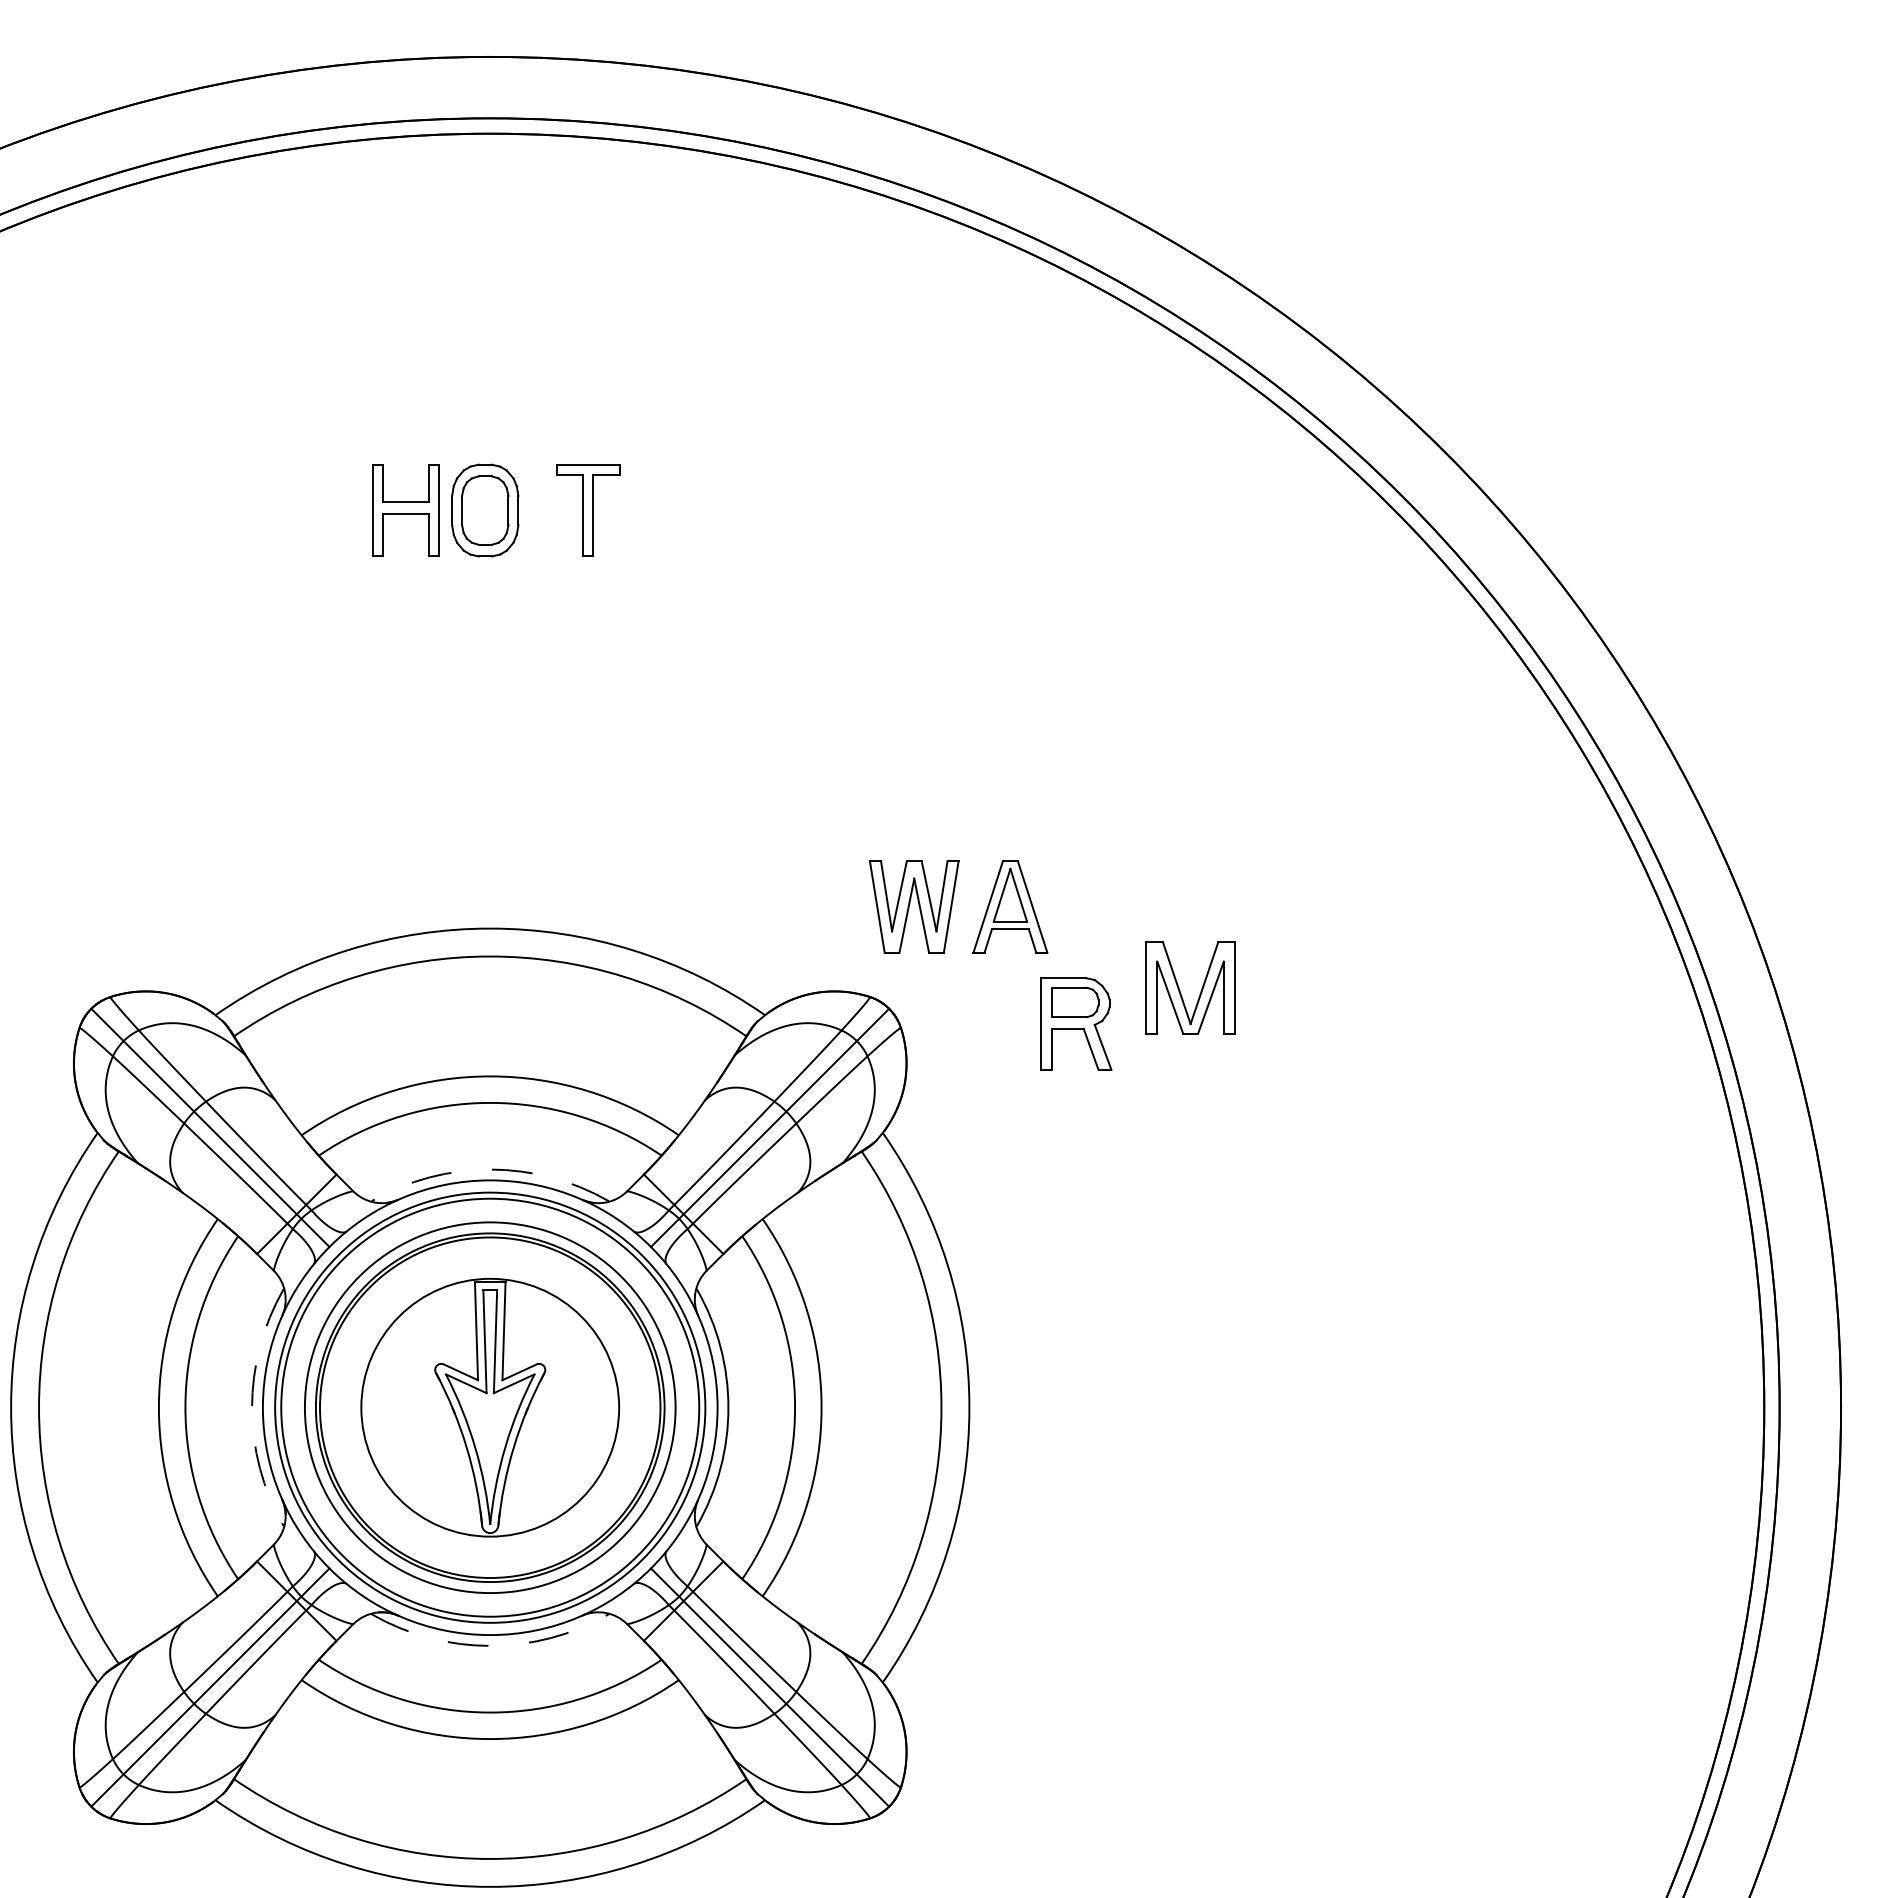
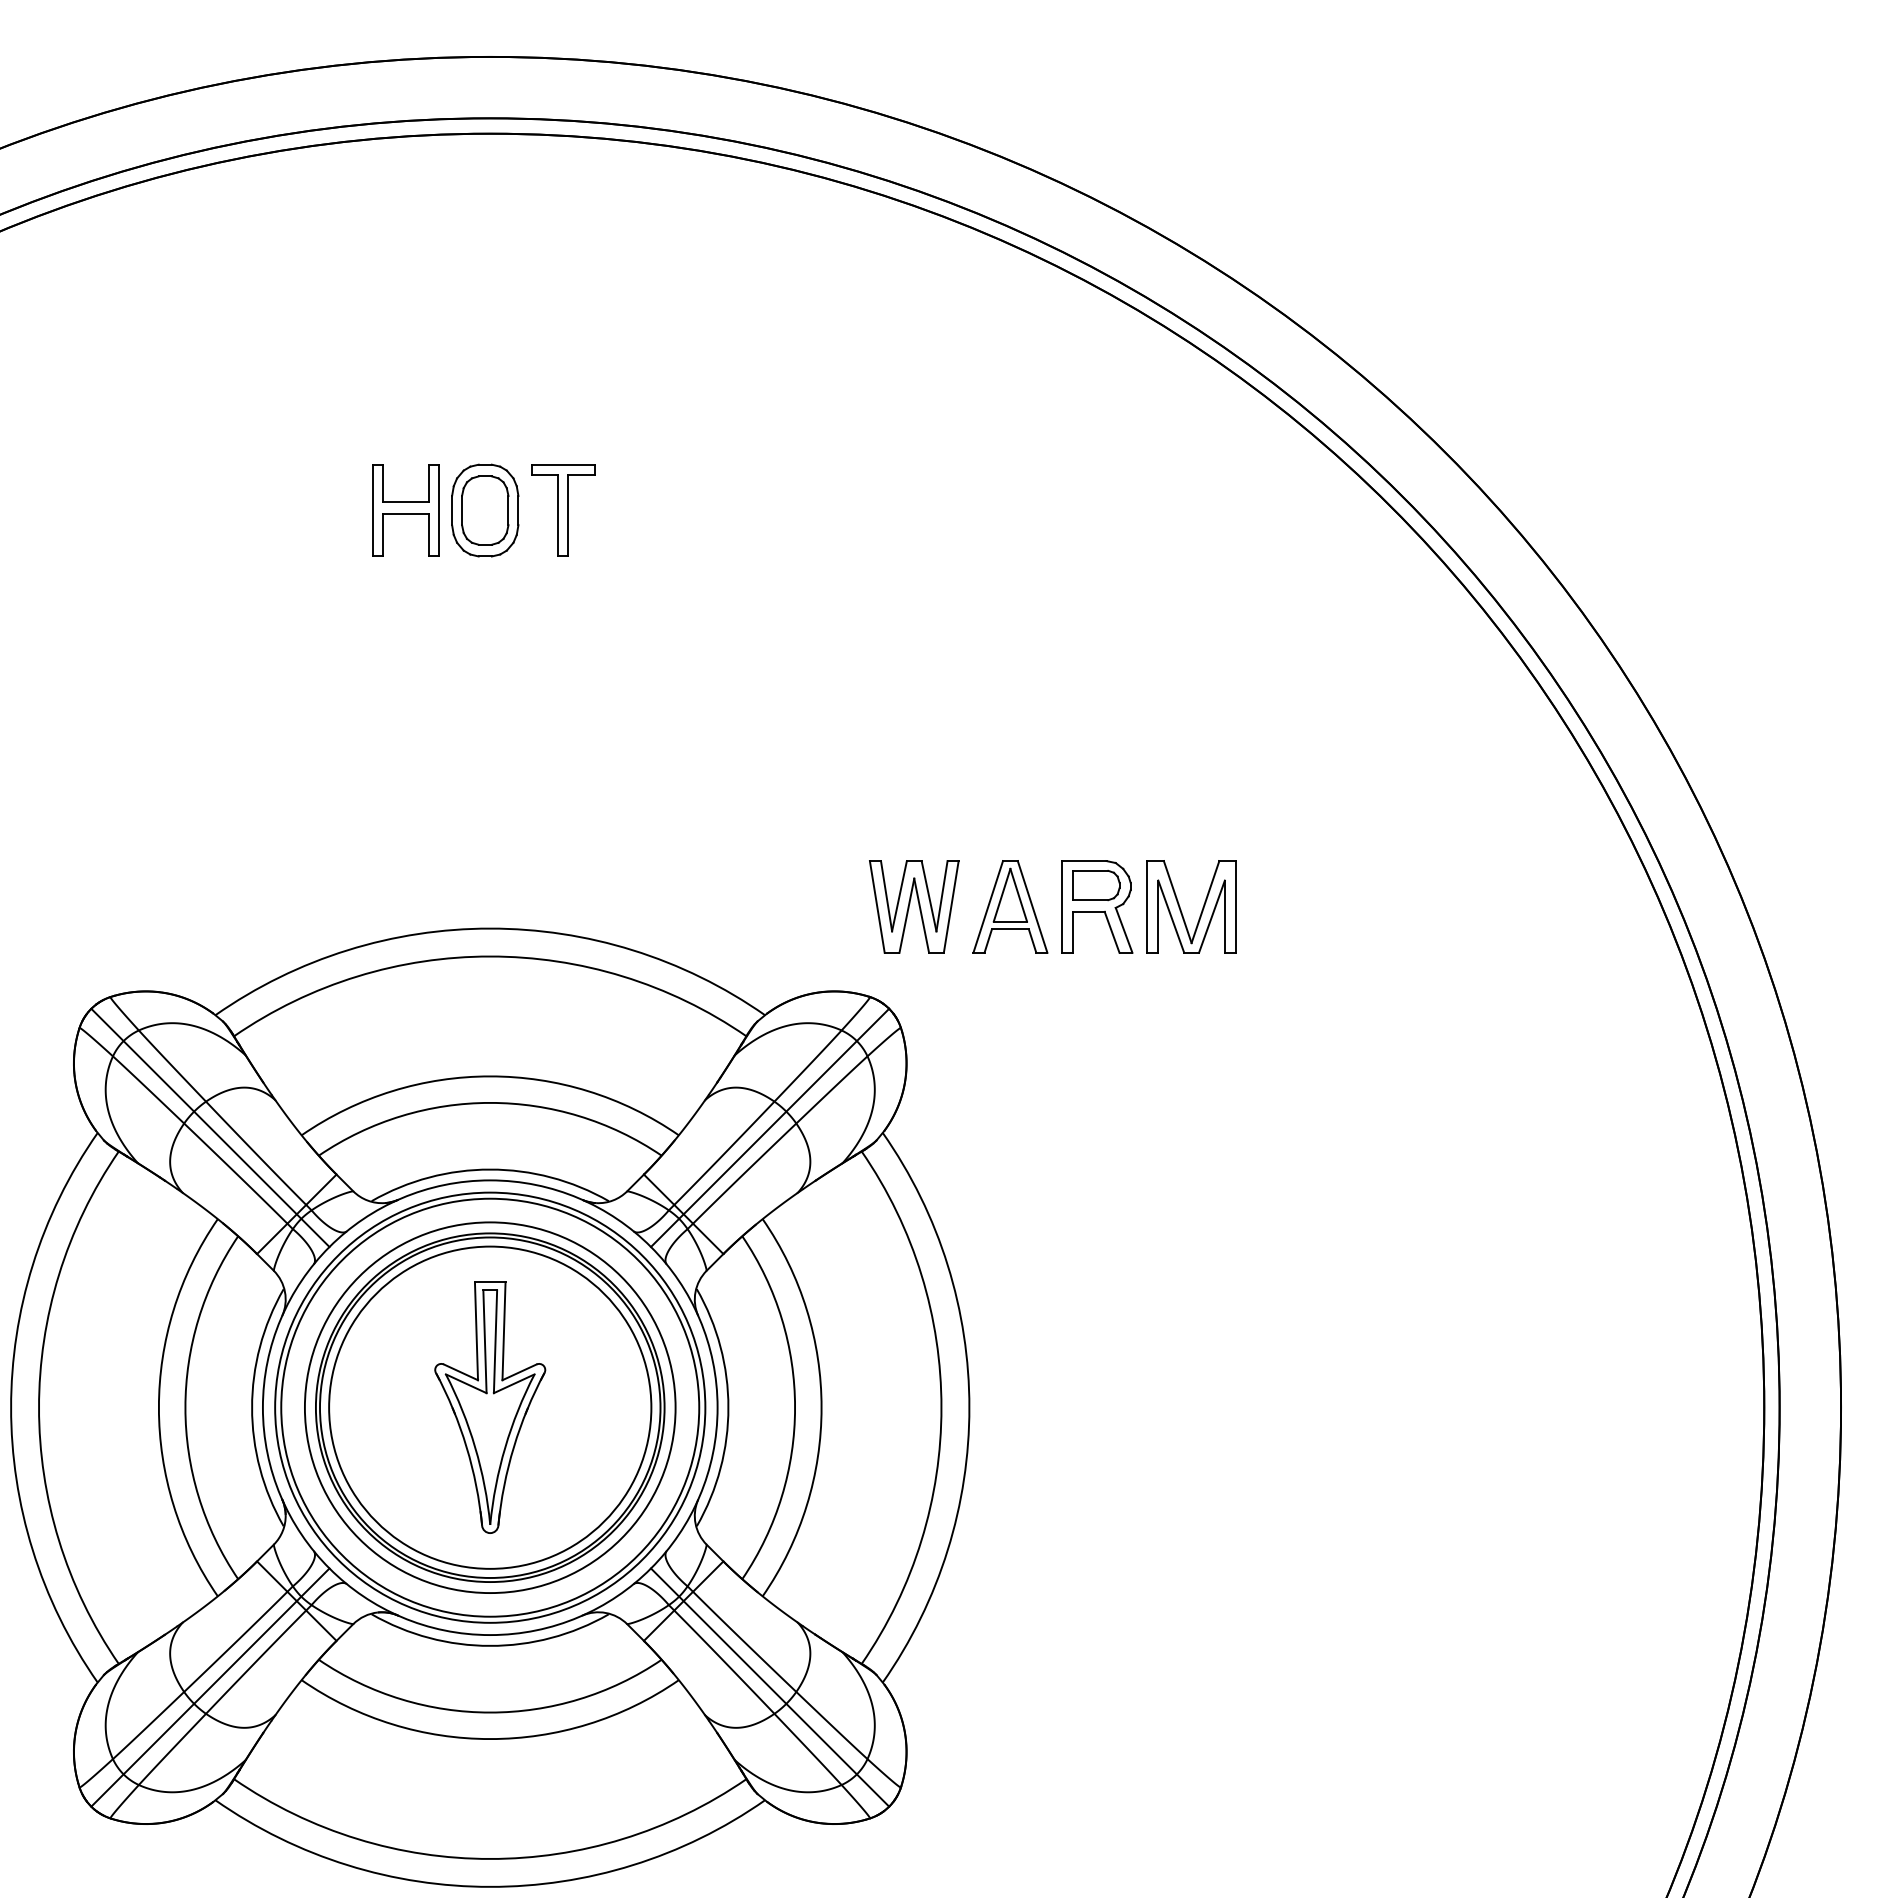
part position: (588, 510) -> (563, 510) (563, 510)
part position: (1180, 990) -> (1181, 909) (1181, 909)
part position: (1076, 1023) -> (1097, 906) (1097, 906)
arc: dashed -> solid (490, 1169)
arc: dashed -> solid (252, 1407)
circle diameter: 258 px -> 322 px (490, 1407)
arc: dashed -> solid (490, 1645)
